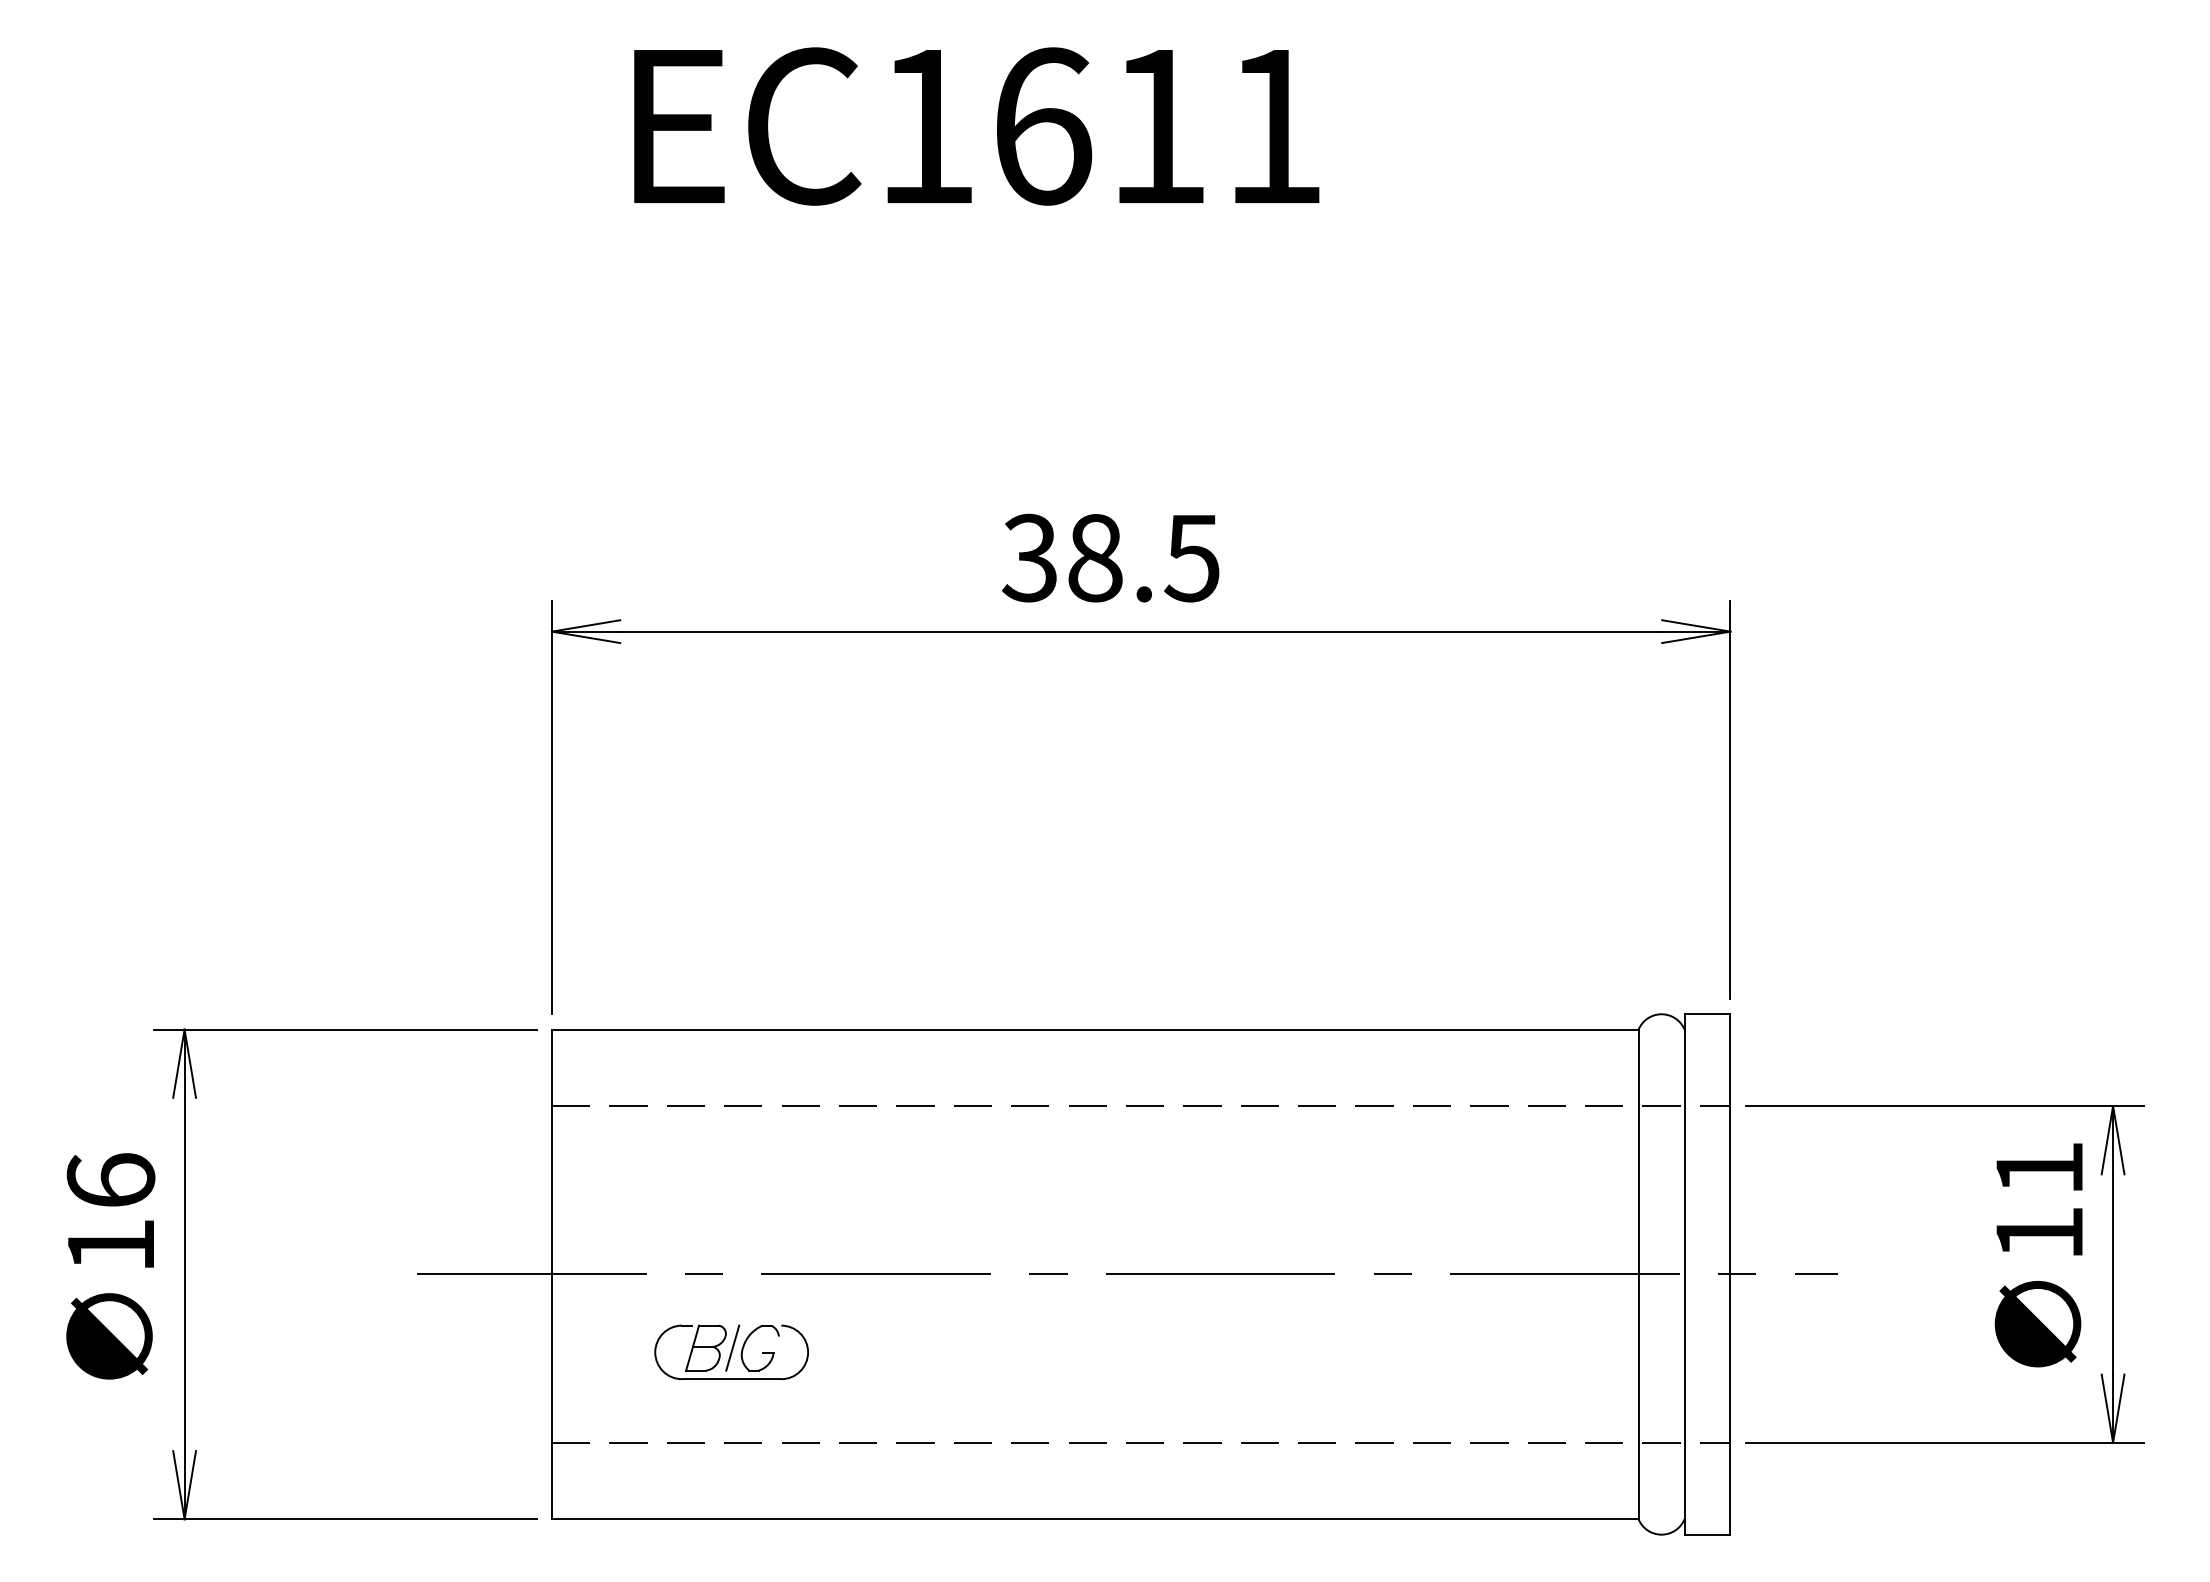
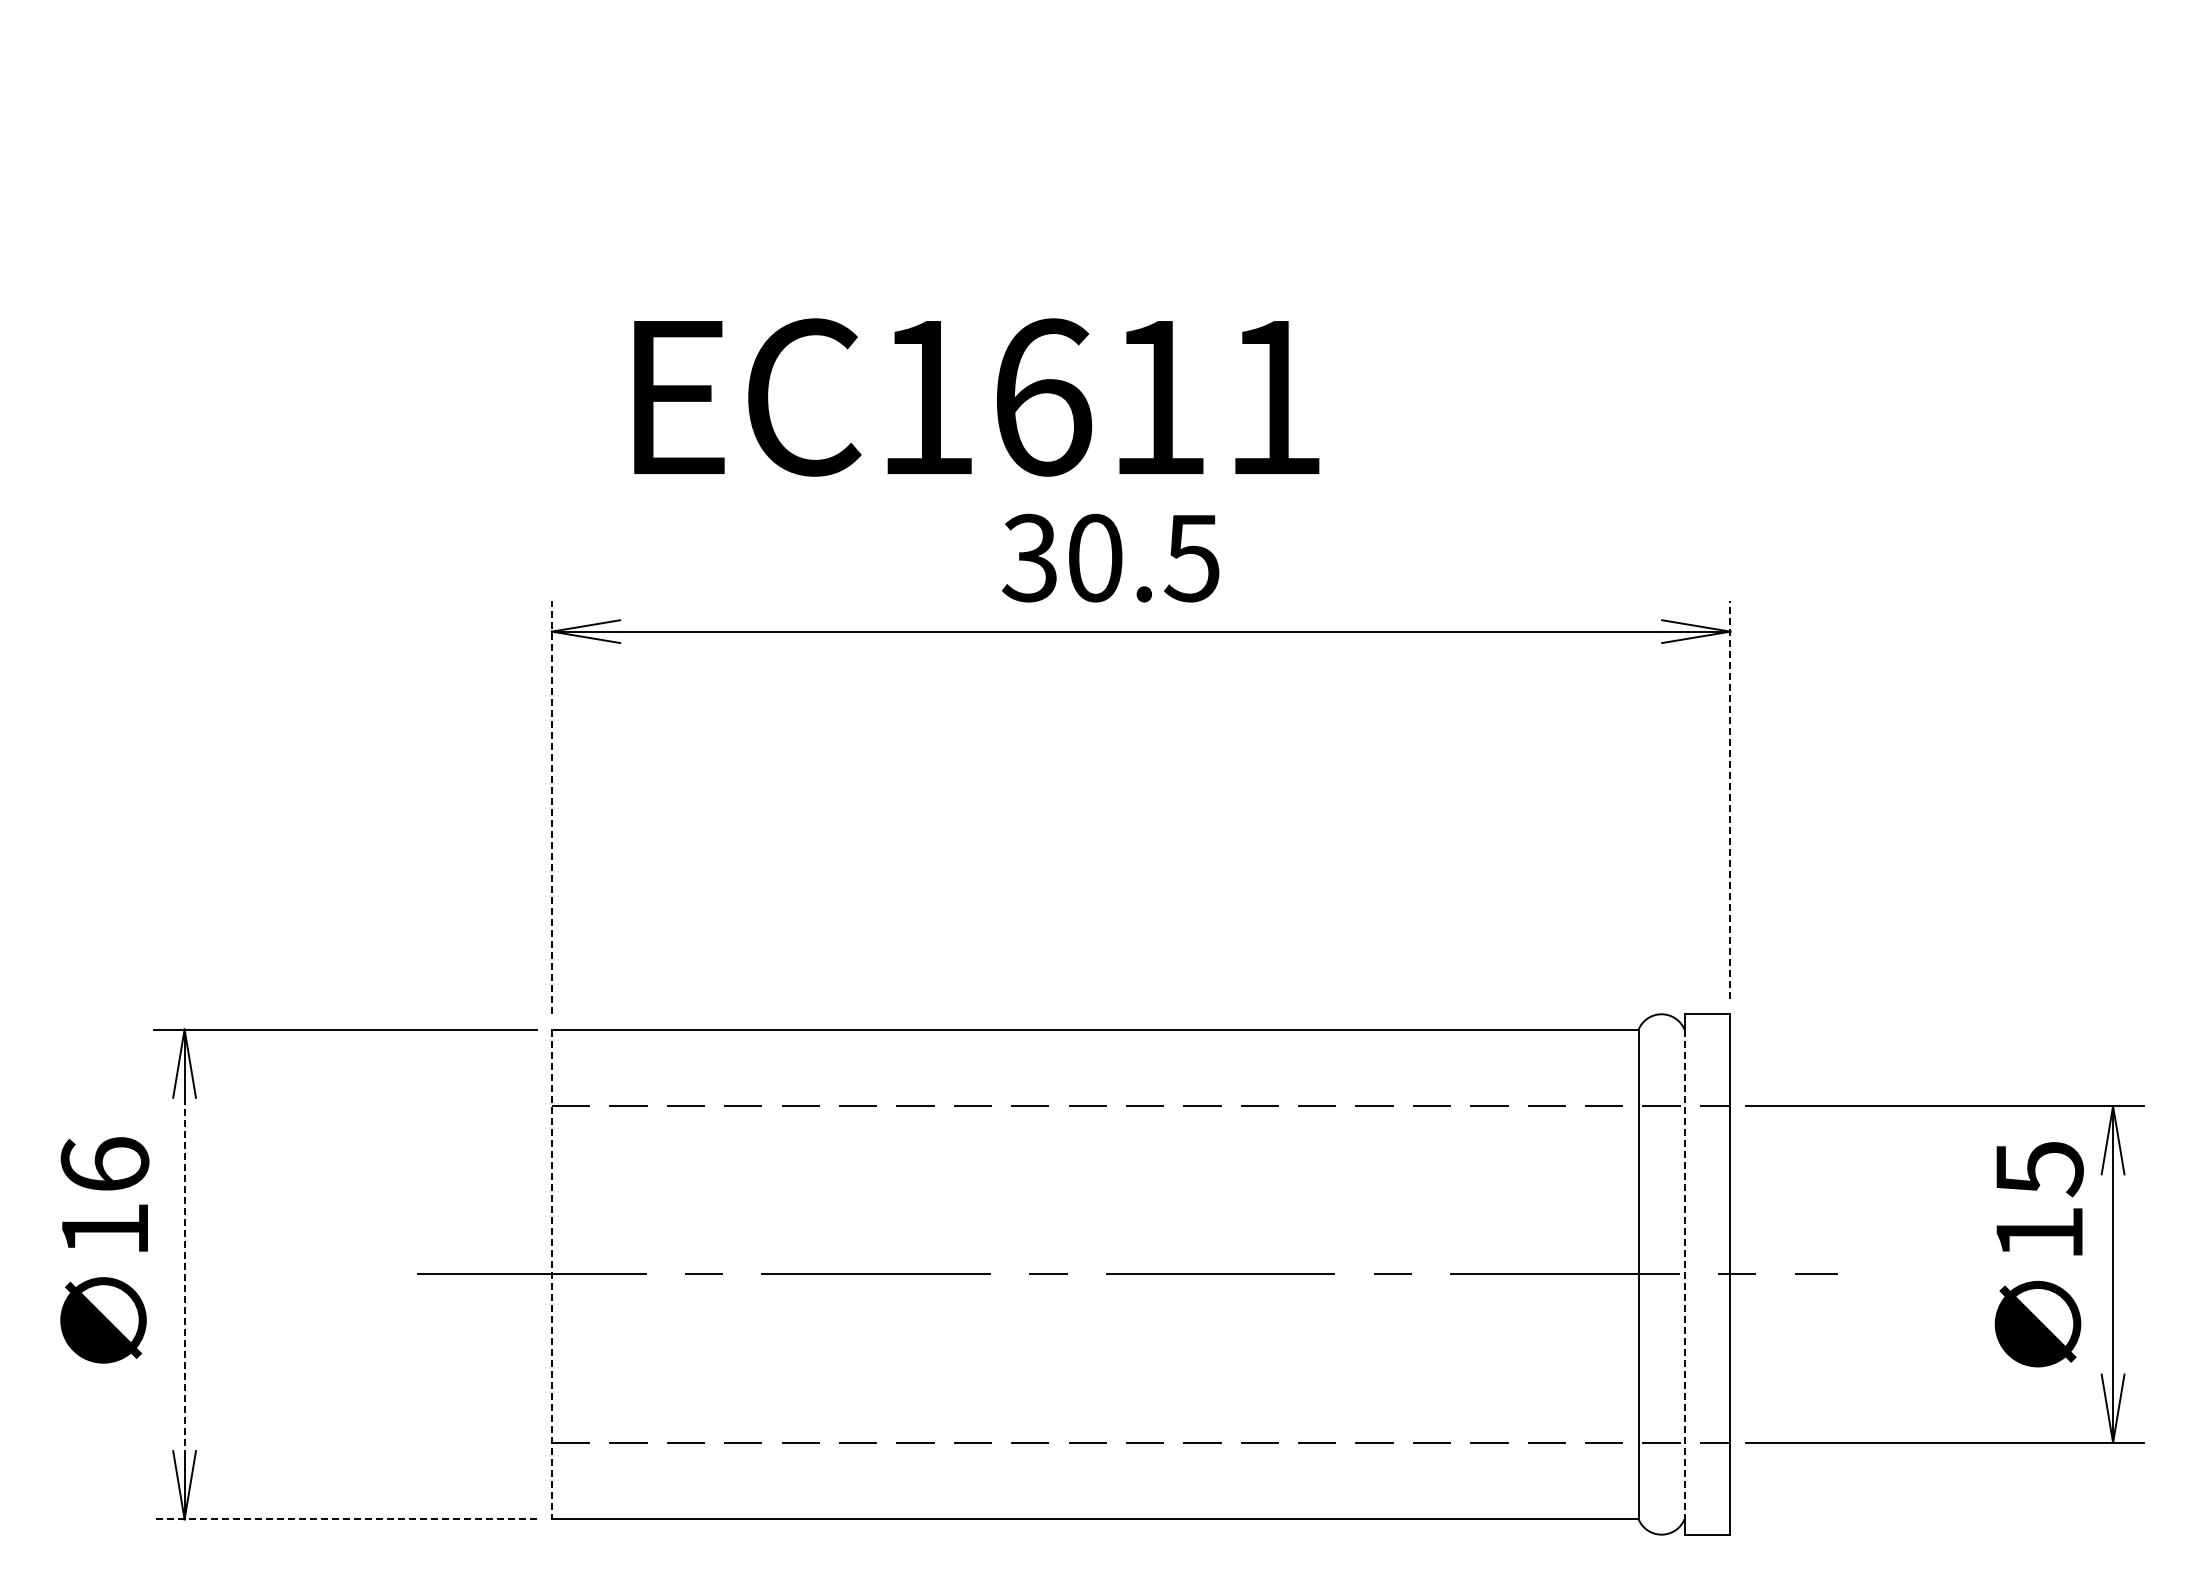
text position: (976, 126) -> (976, 397) (976, 397)
text: 38.5 -> 30.5 (1095, 557)
line: solid -> dashed (1730, 800)
line: solid -> dashed (551, 807)
text: 11 -> 15 (2039, 1169)
text position: (110, 1266) -> (104, 1250) (104, 1250)
line: solid -> dashed (184, 1274)
line: solid -> dashed (551, 1274)
line: solid -> dashed (1684, 1274)
part: present -> none (731, 1352)
line: solid -> dashed (344, 1519)
